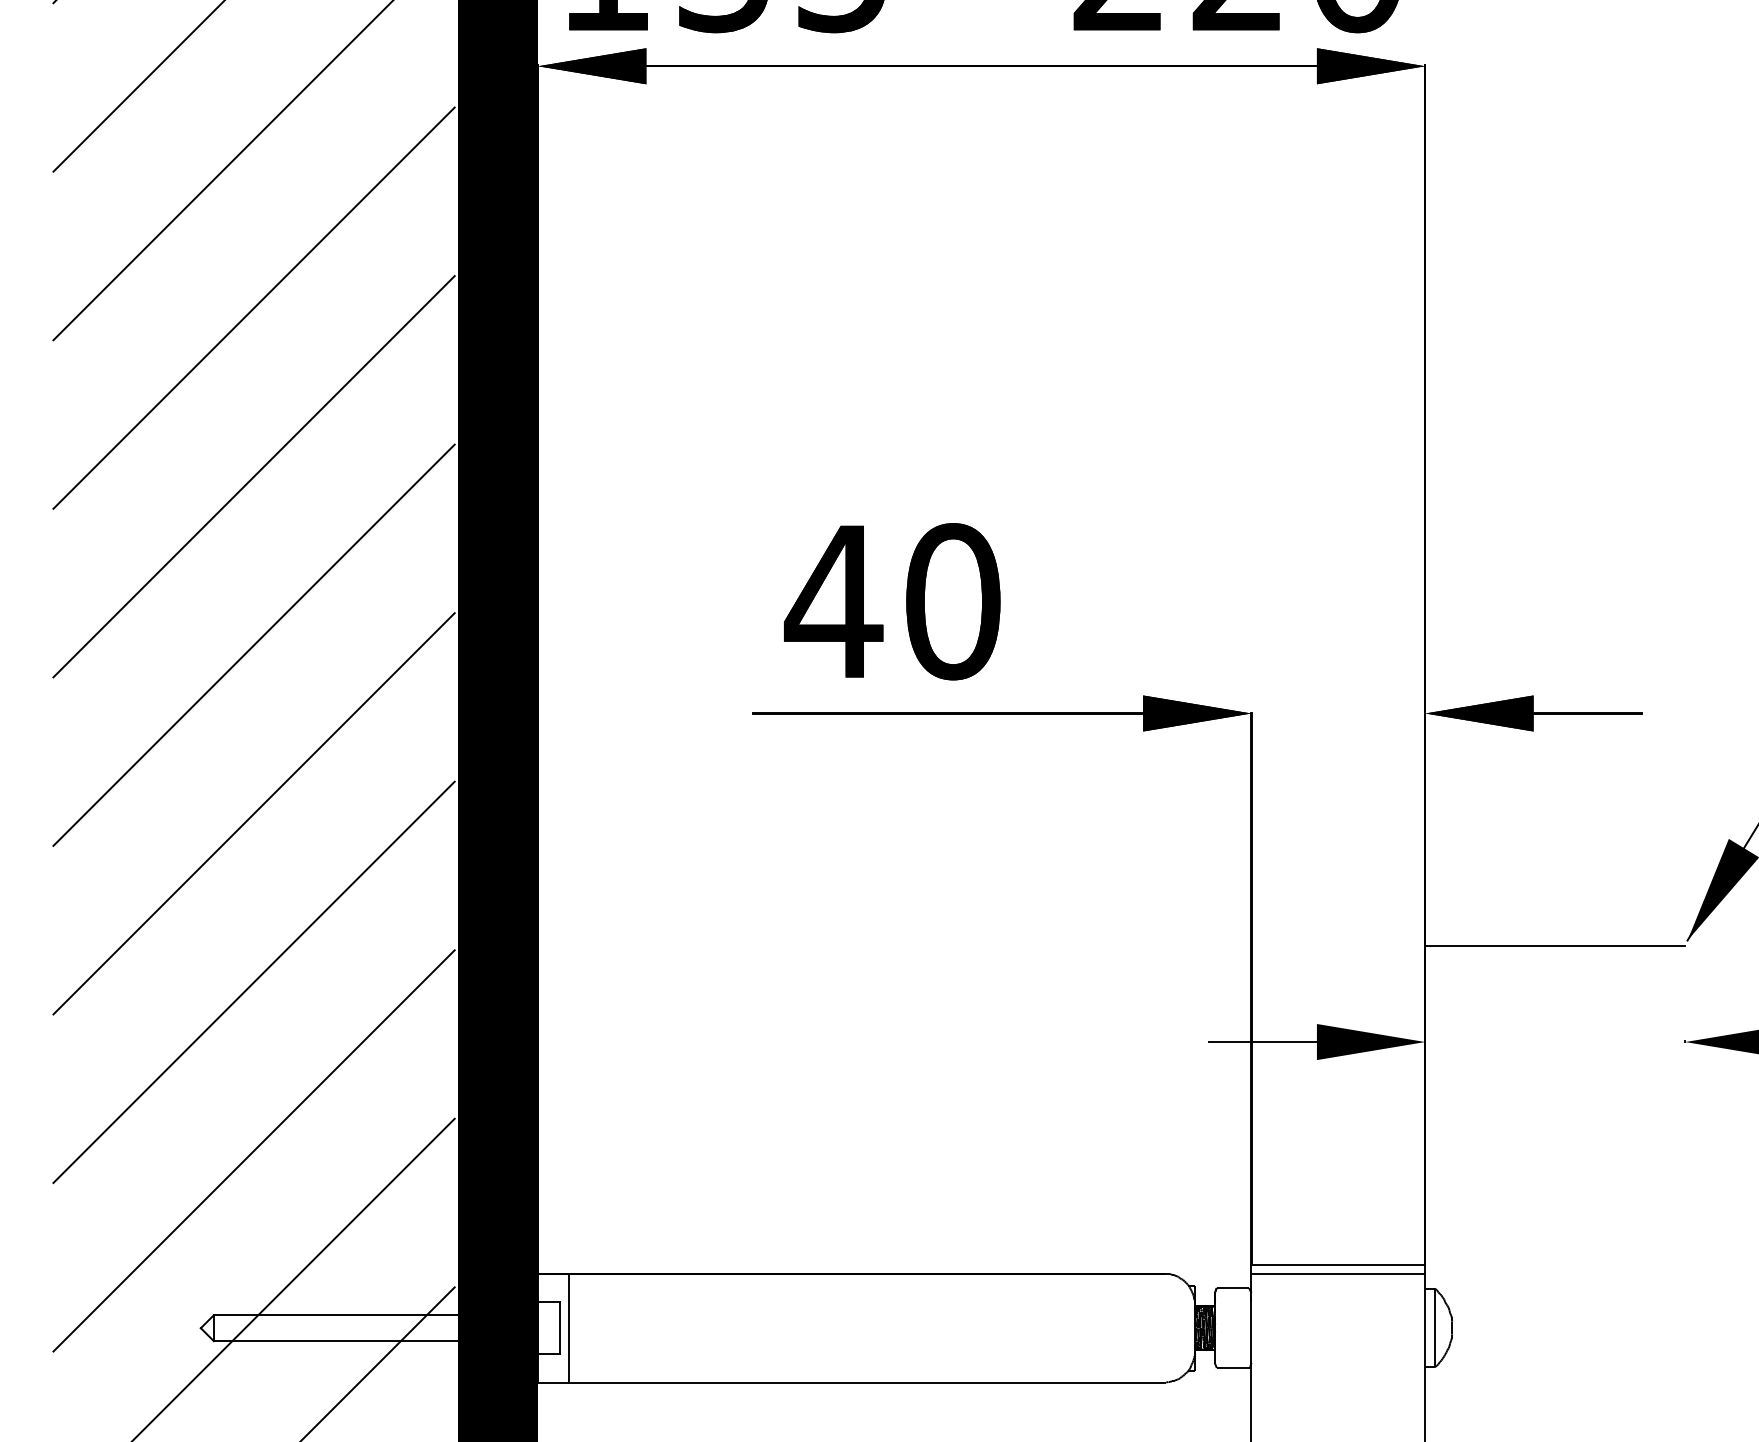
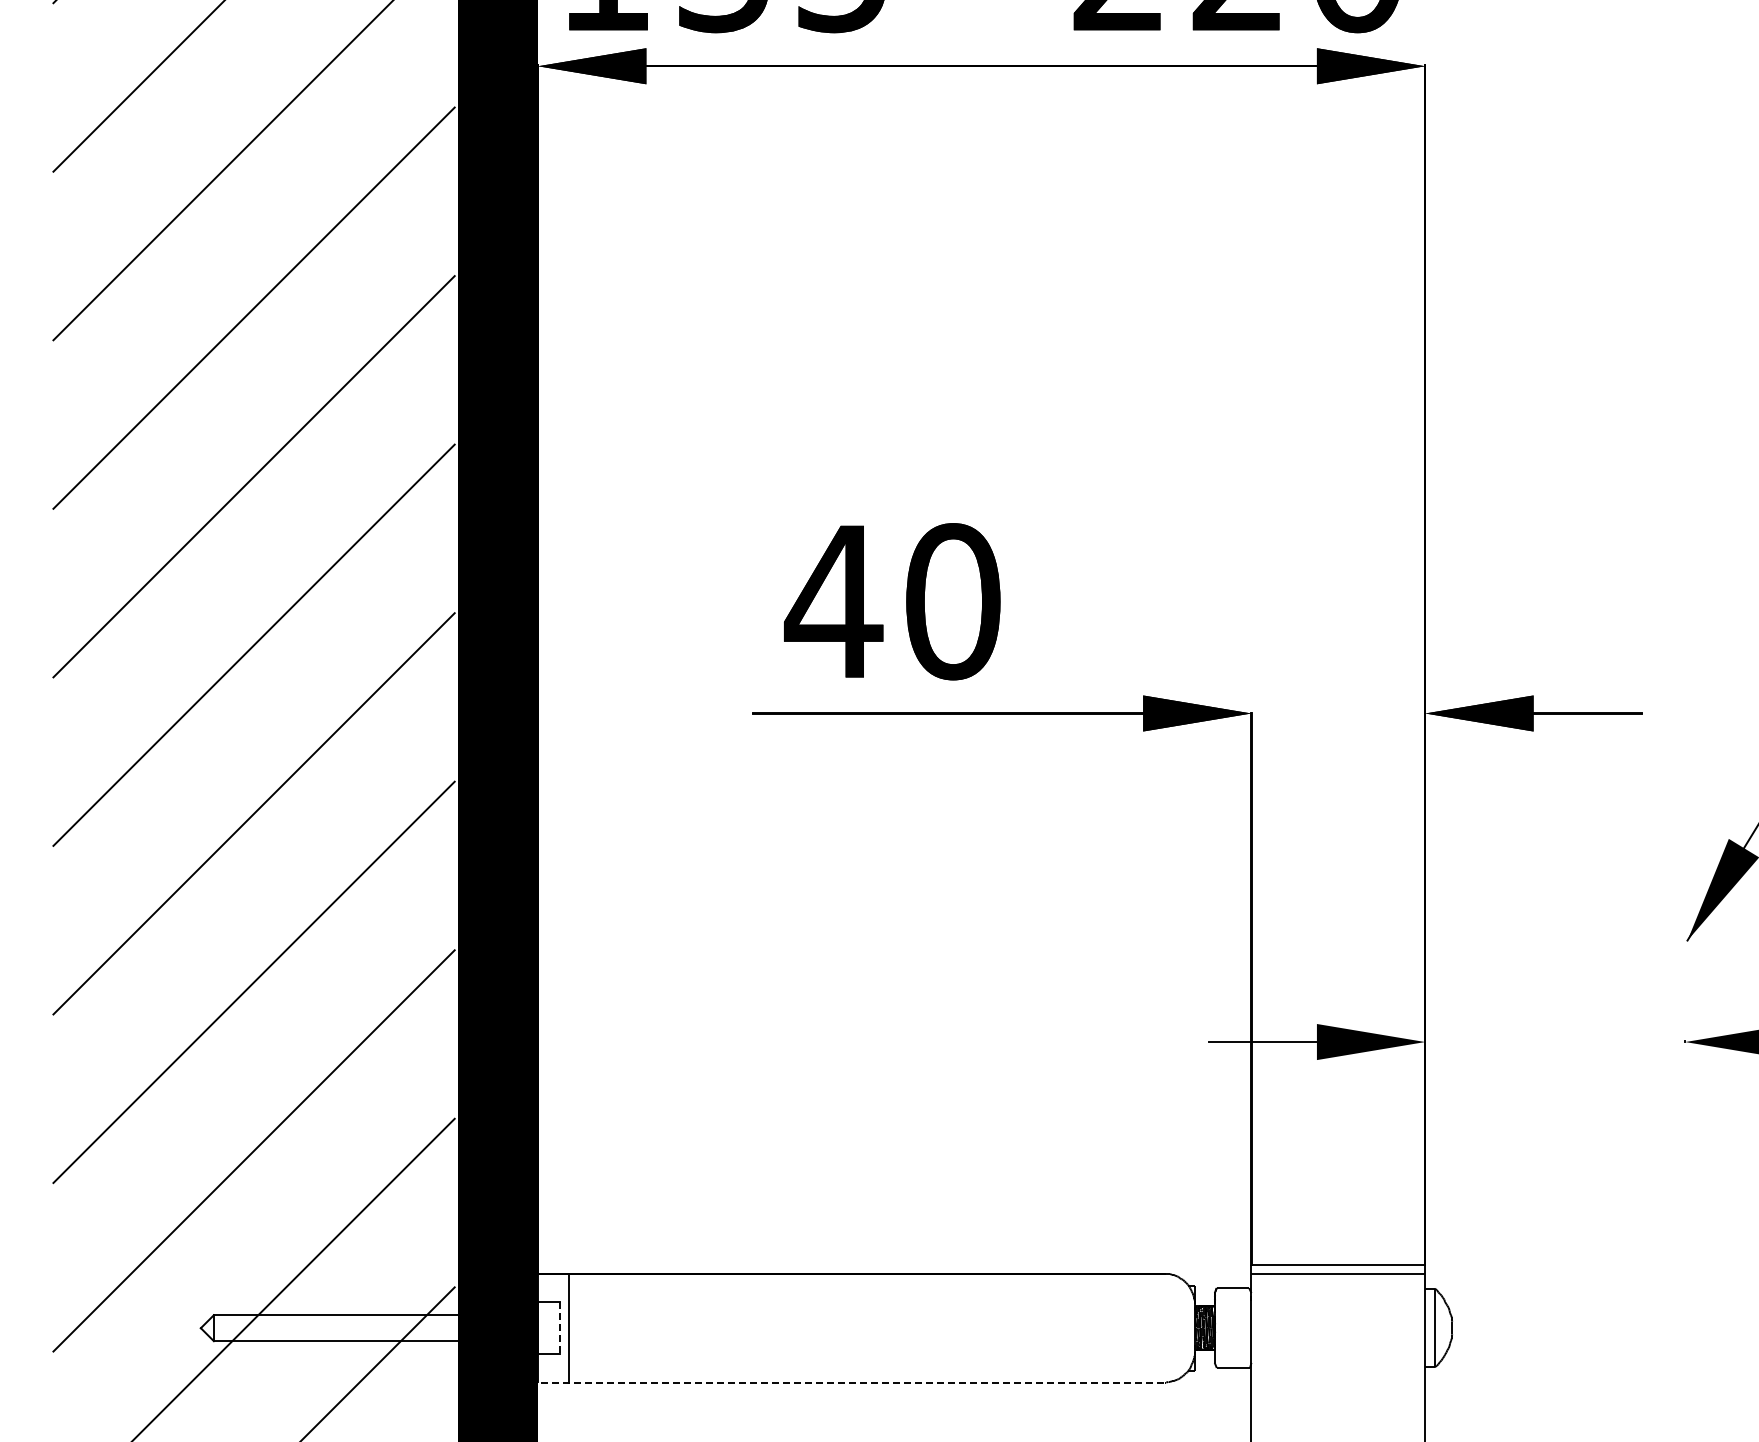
line: present -> none (1555, 946)
line: solid -> dashed (559, 1328)
line: solid -> dashed (850, 1382)
